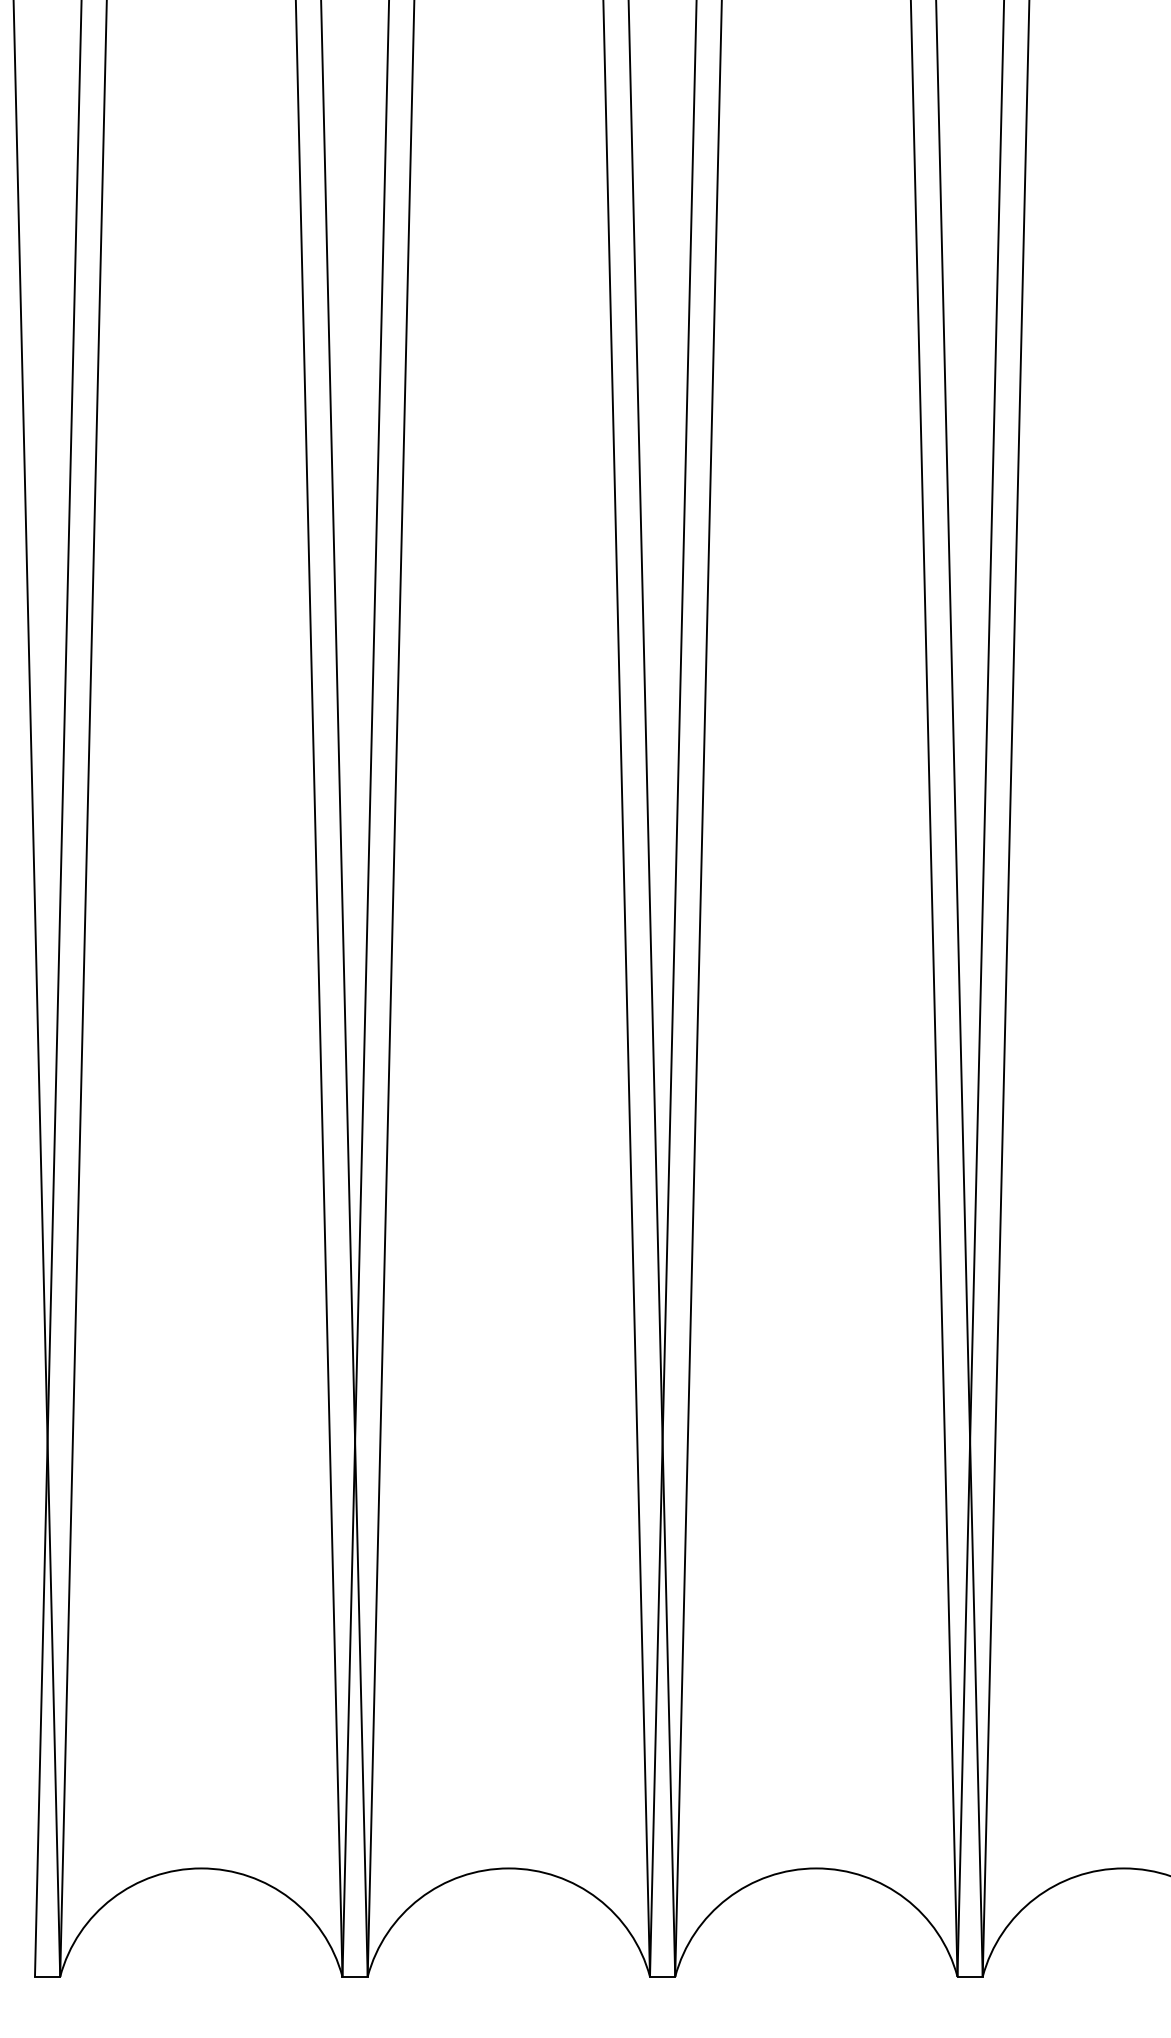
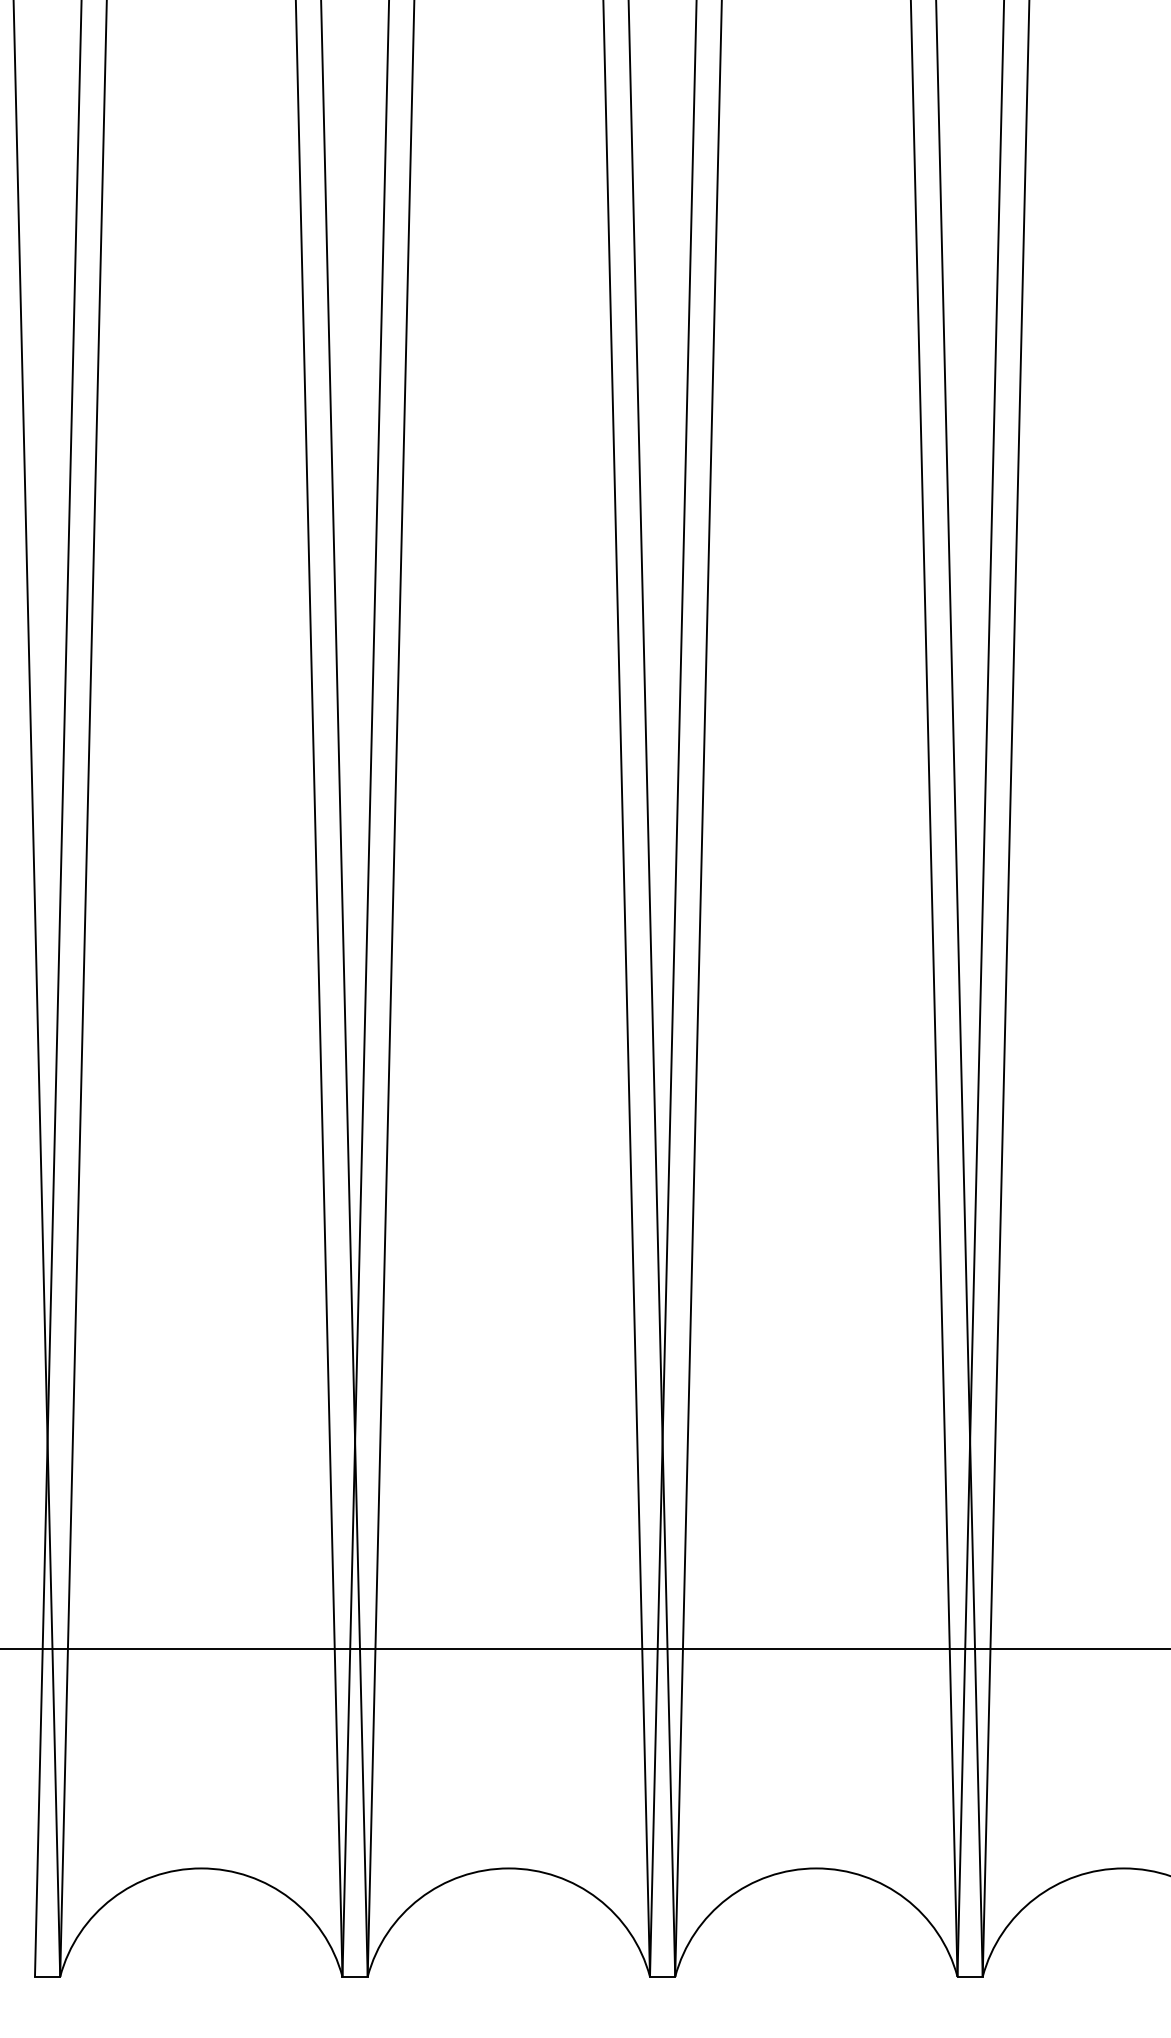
line: none -> present (584, 1649)
